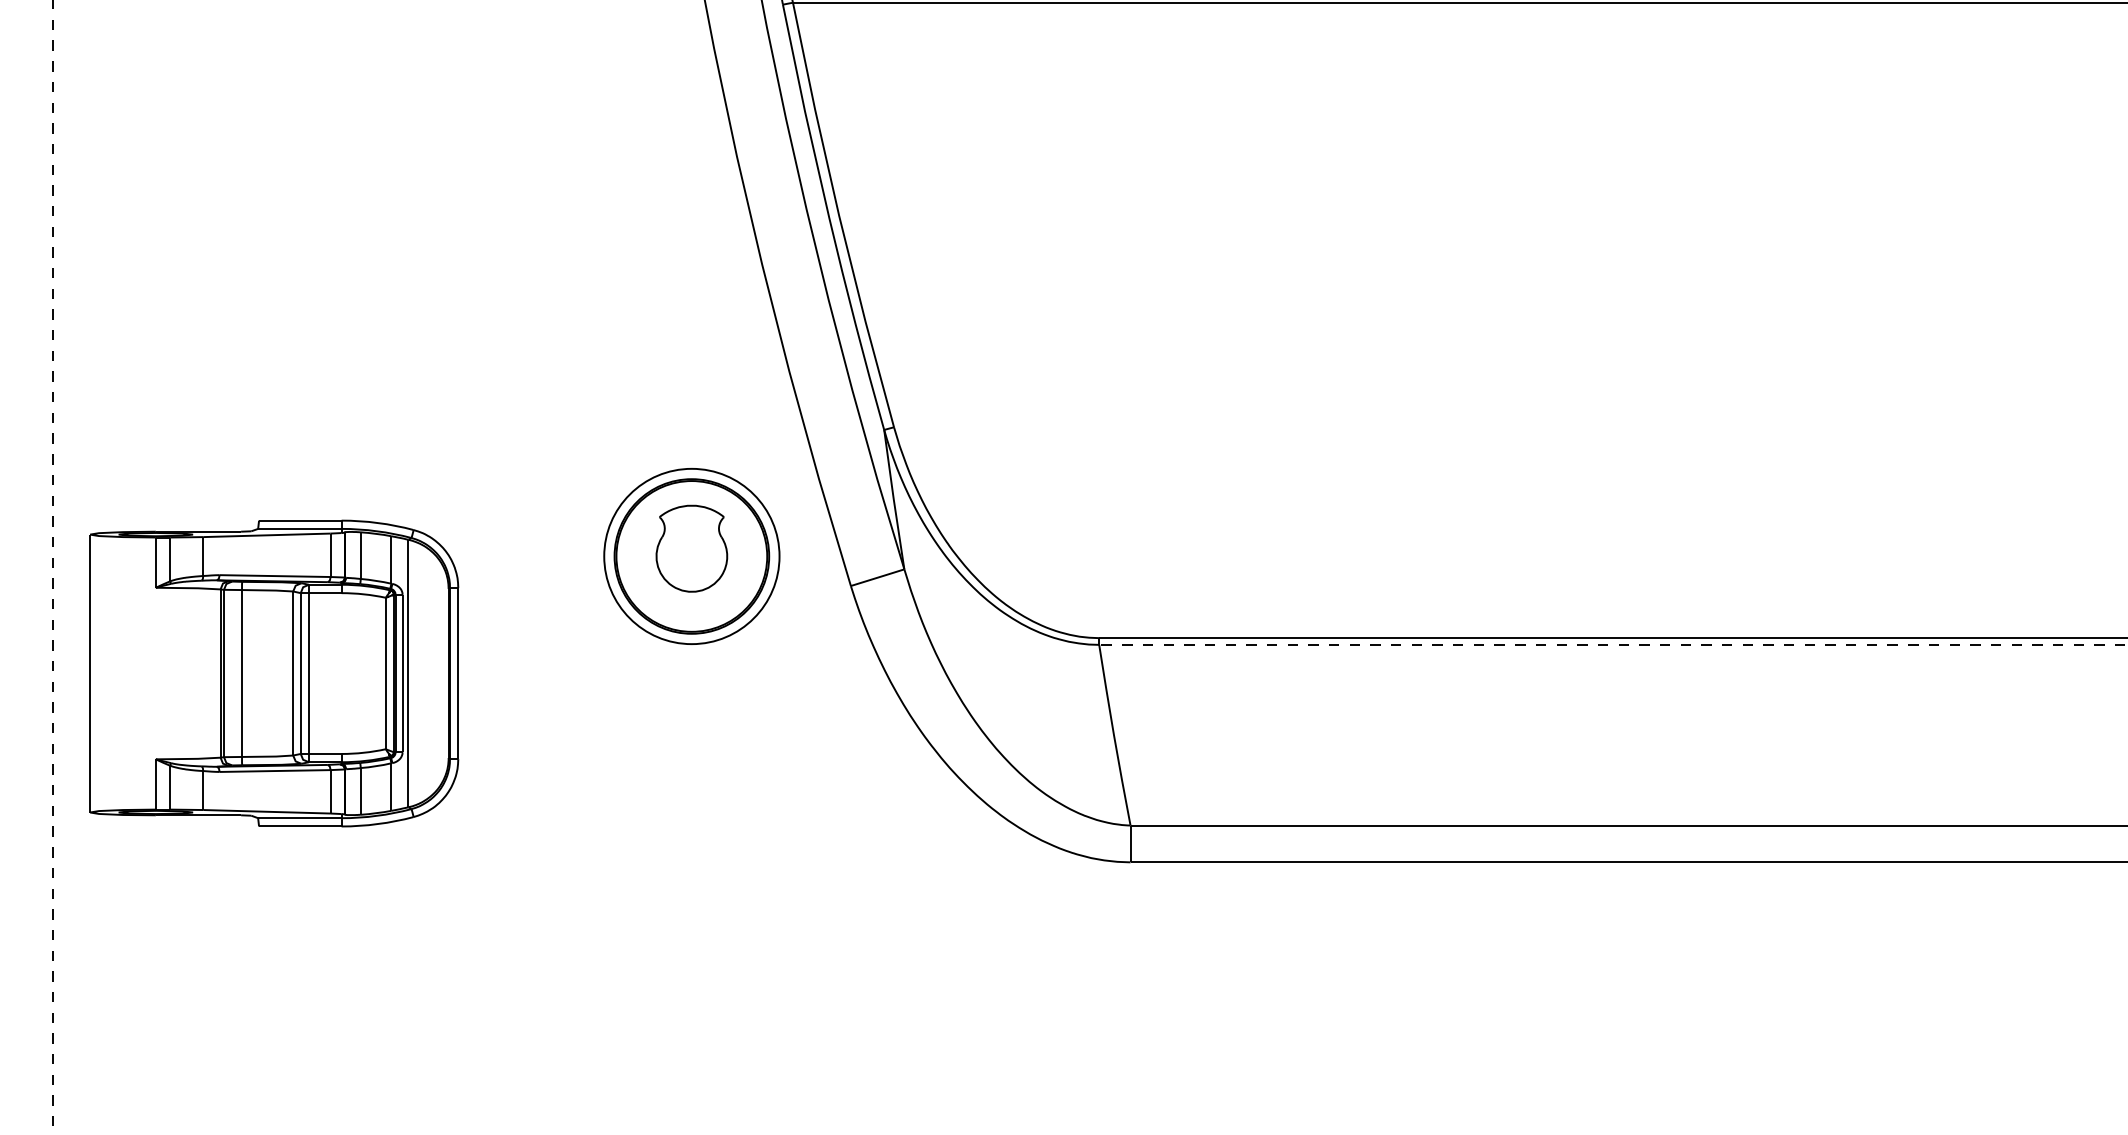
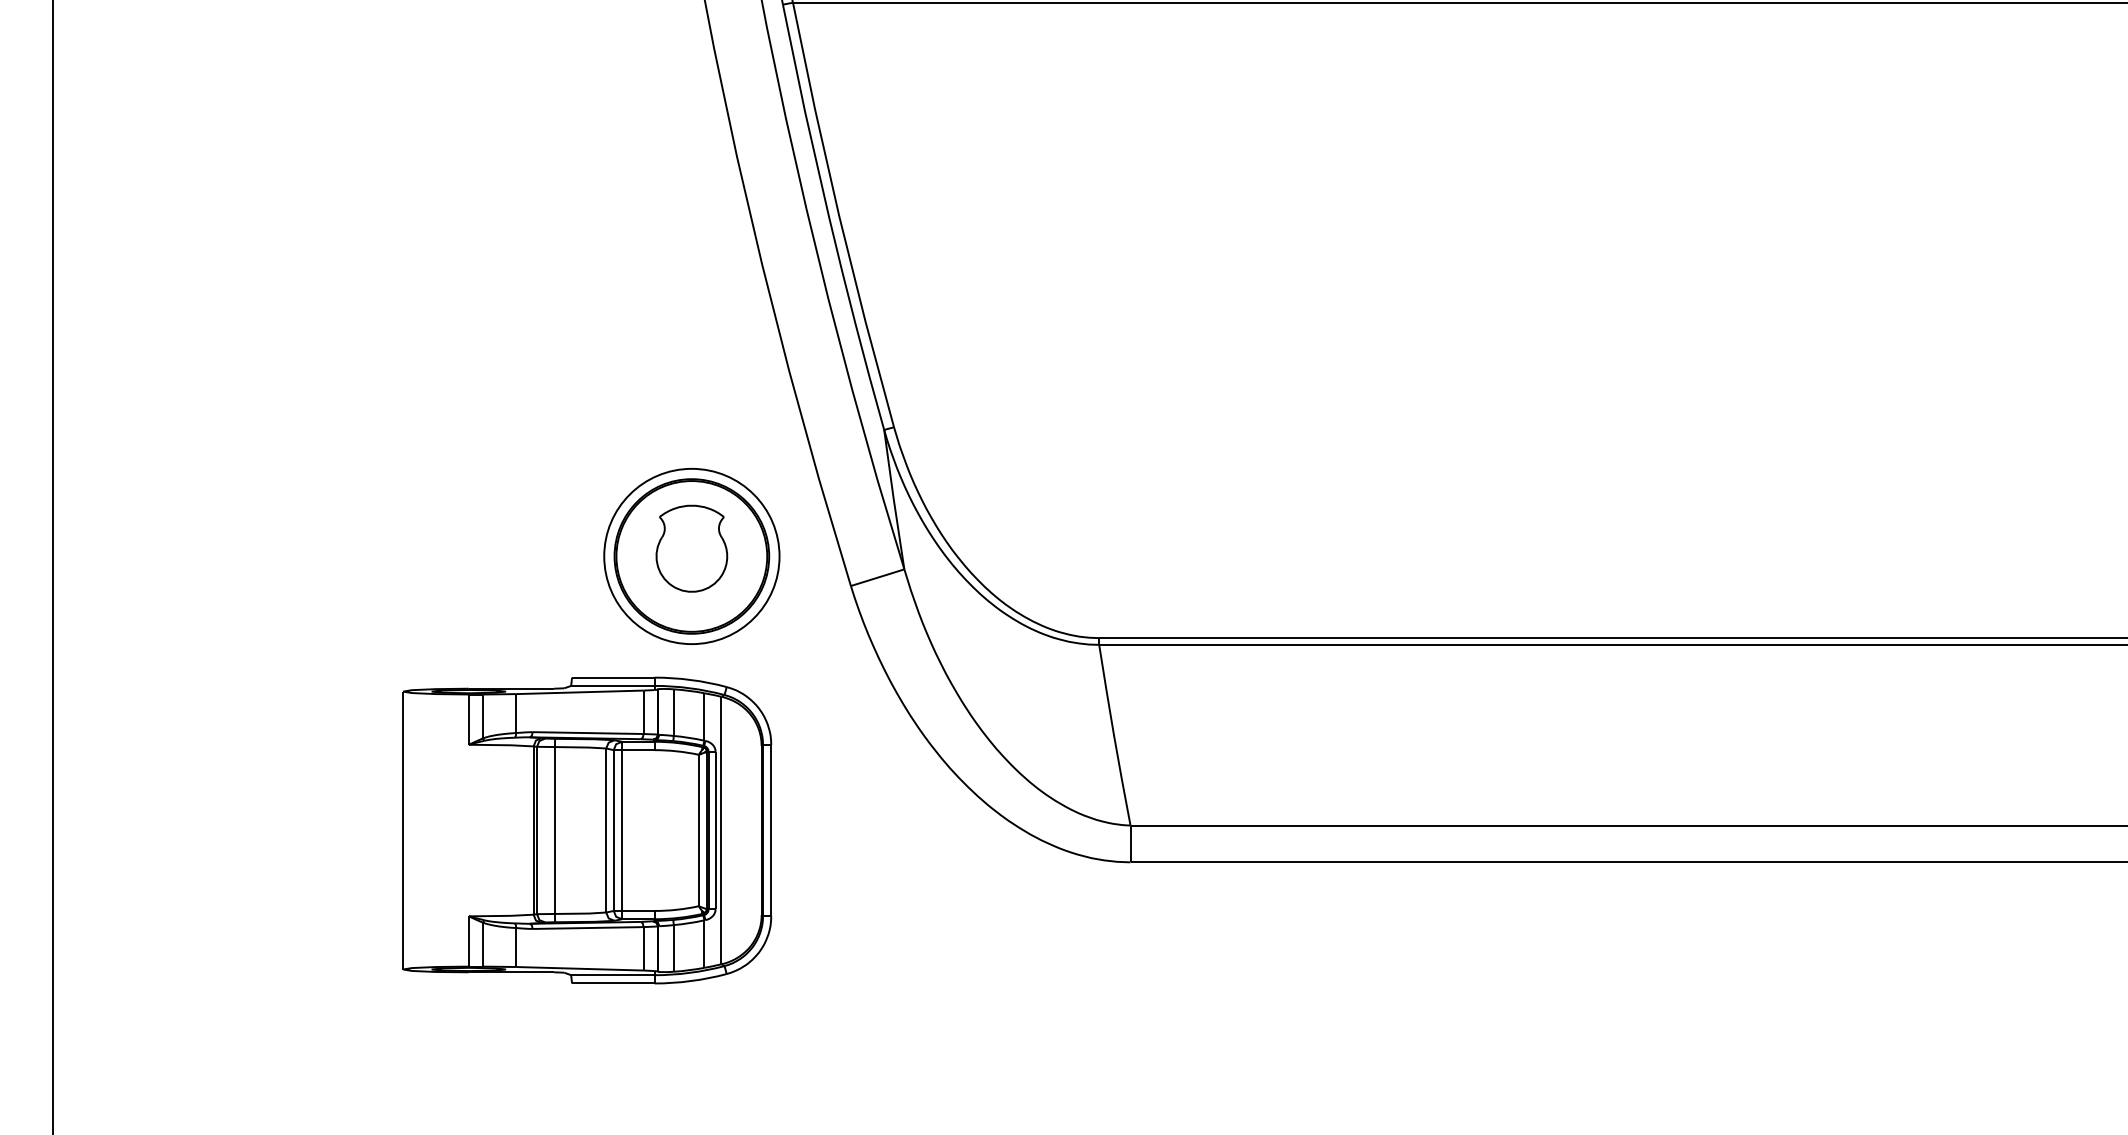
line: dashed -> solid (52, 567)
line: dashed -> solid (1613, 644)
part position: (274, 673) -> (587, 830) (587, 830)
